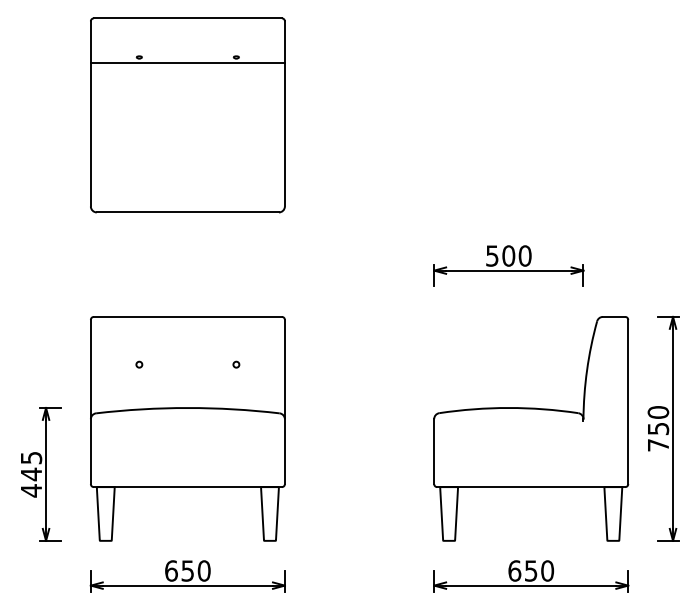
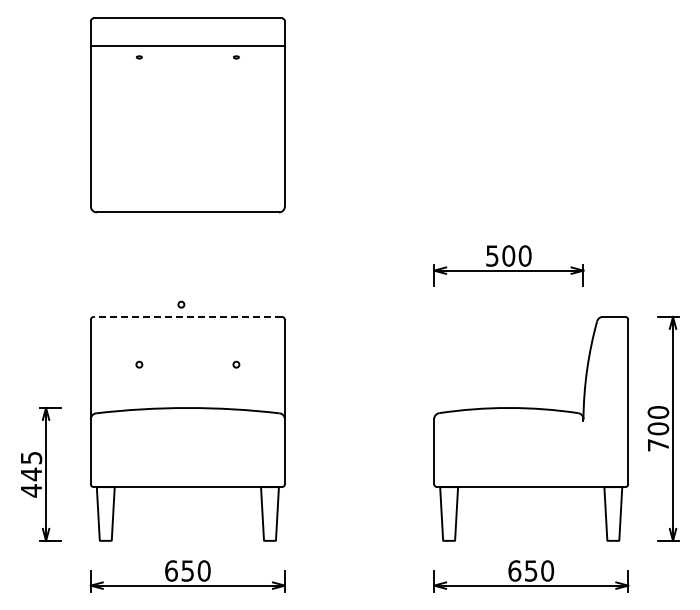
line position: (187, 63) -> (187, 46) (187, 46)
circle: none -> present (181, 304)
line: solid -> dashed (187, 316)
text: 750 -> 700 (658, 428)
